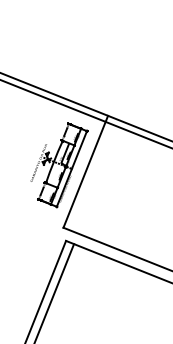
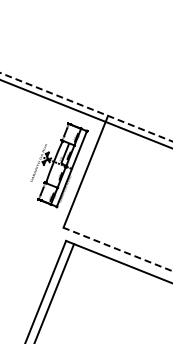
line: solid -> dashed (86, 107)
line: solid -> dashed (118, 249)
